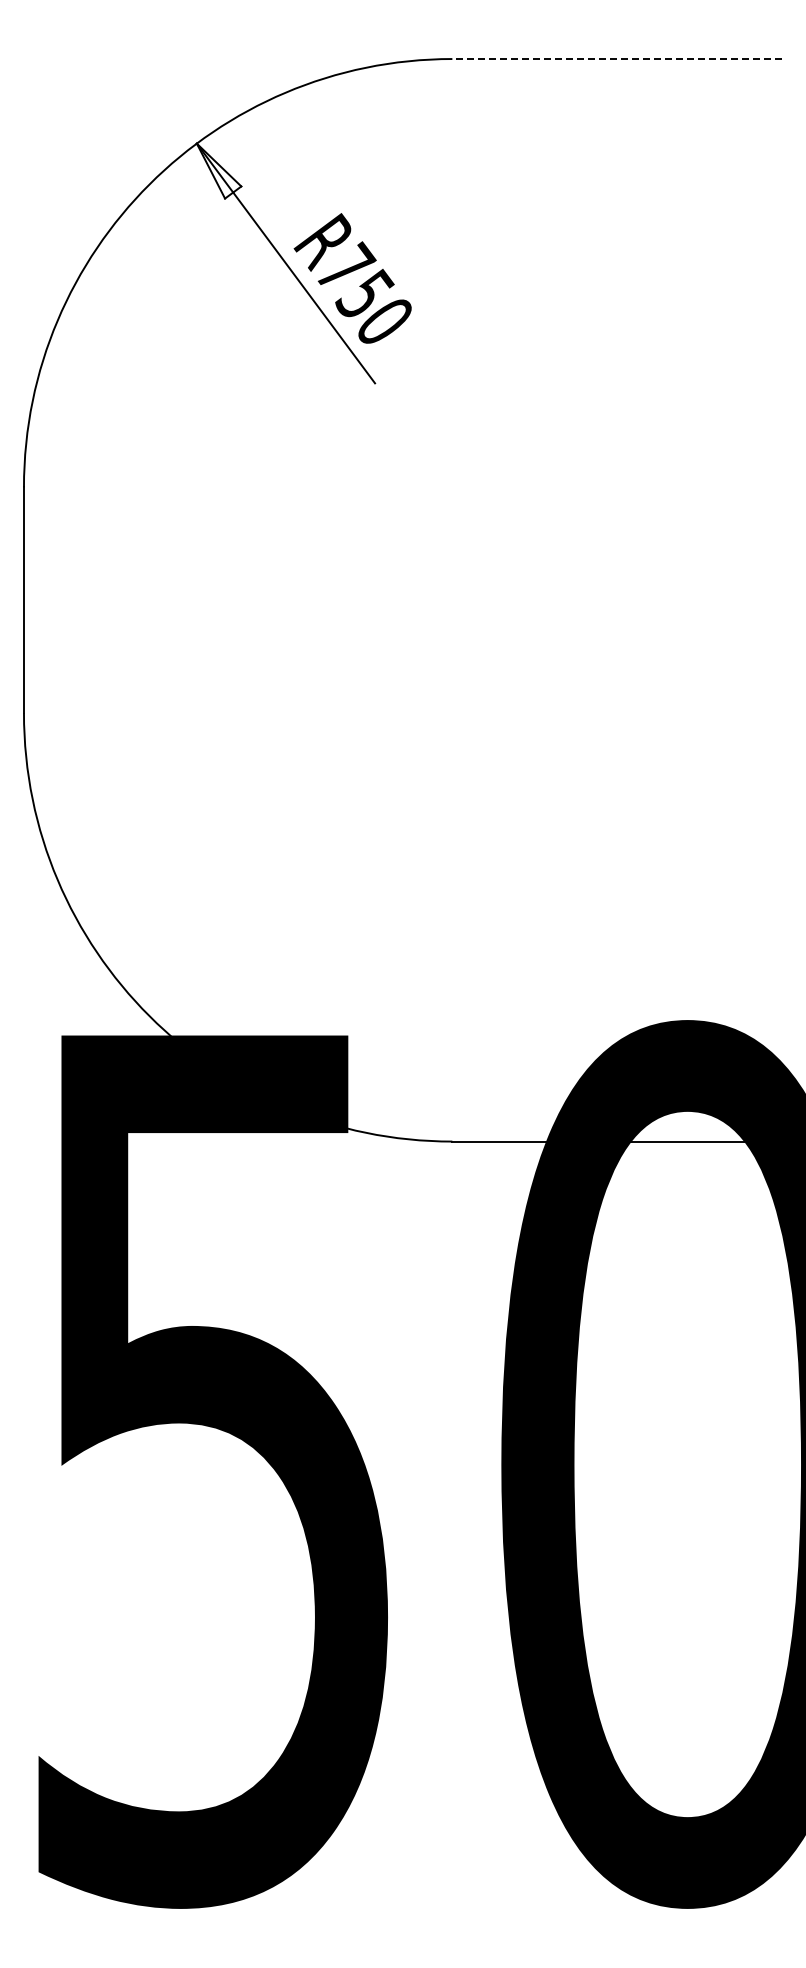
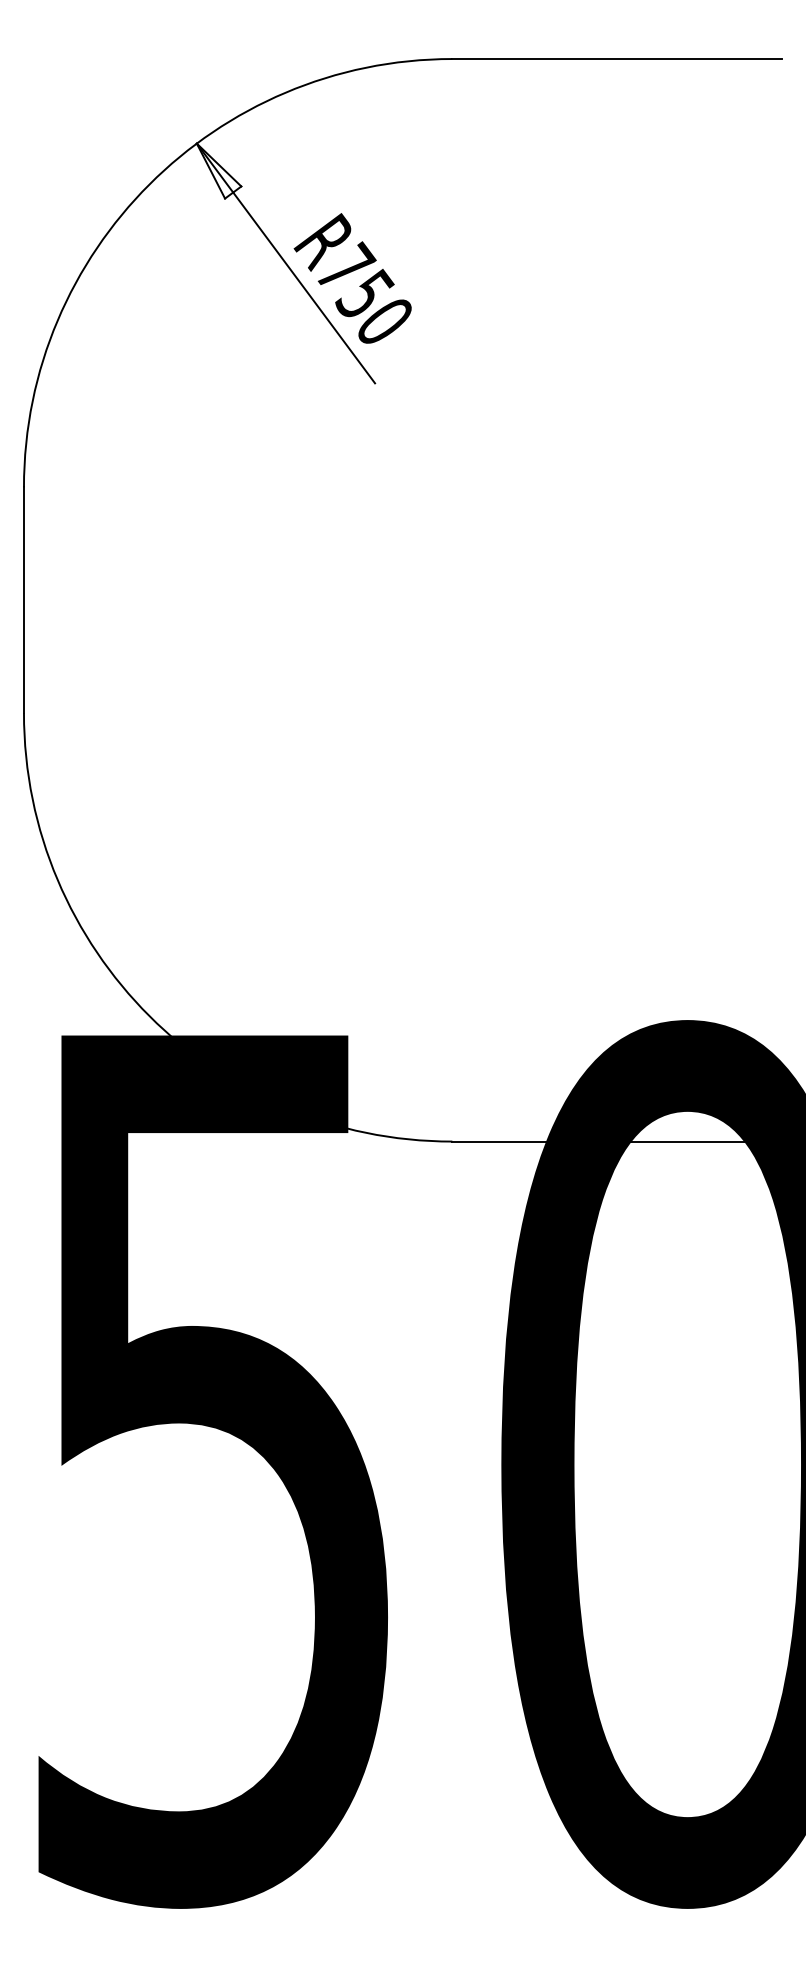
line: dashed -> solid (617, 59)
